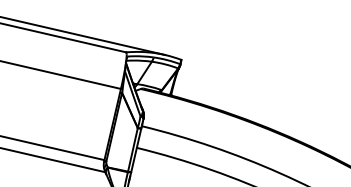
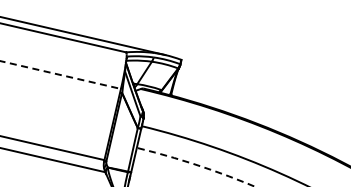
line: solid -> dashed (60, 75)
arc: solid -> dashed (196, 164)
